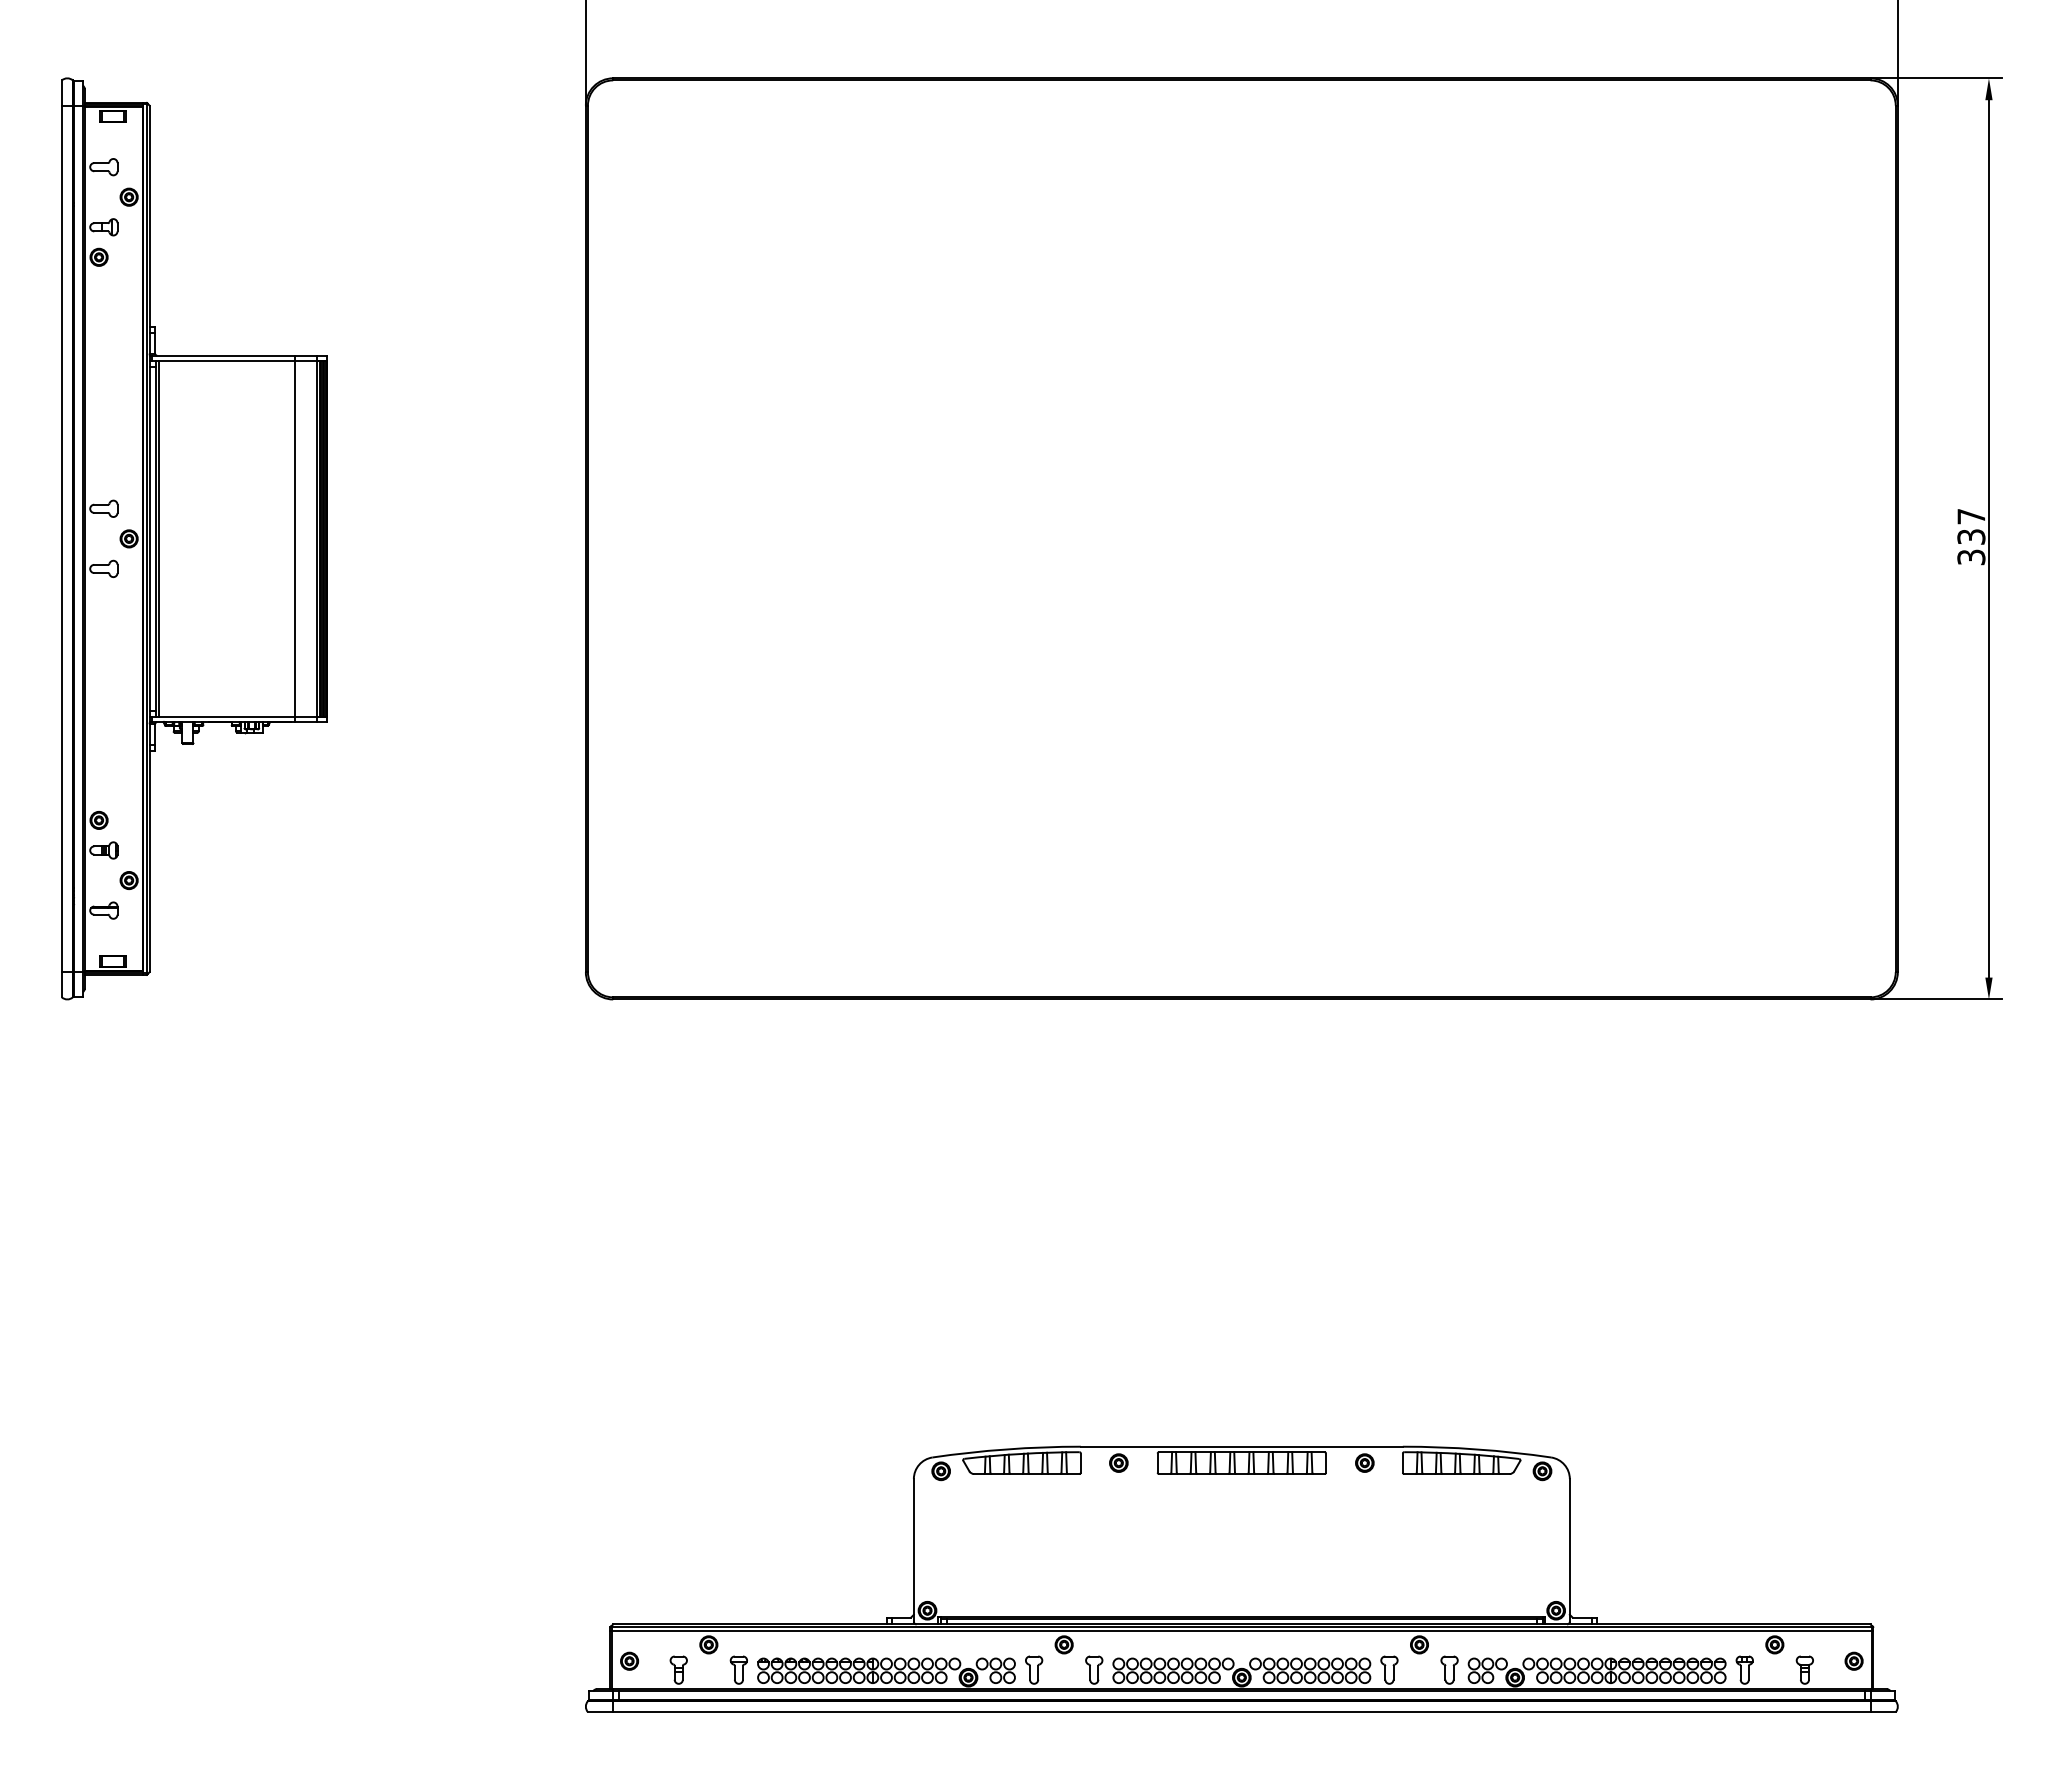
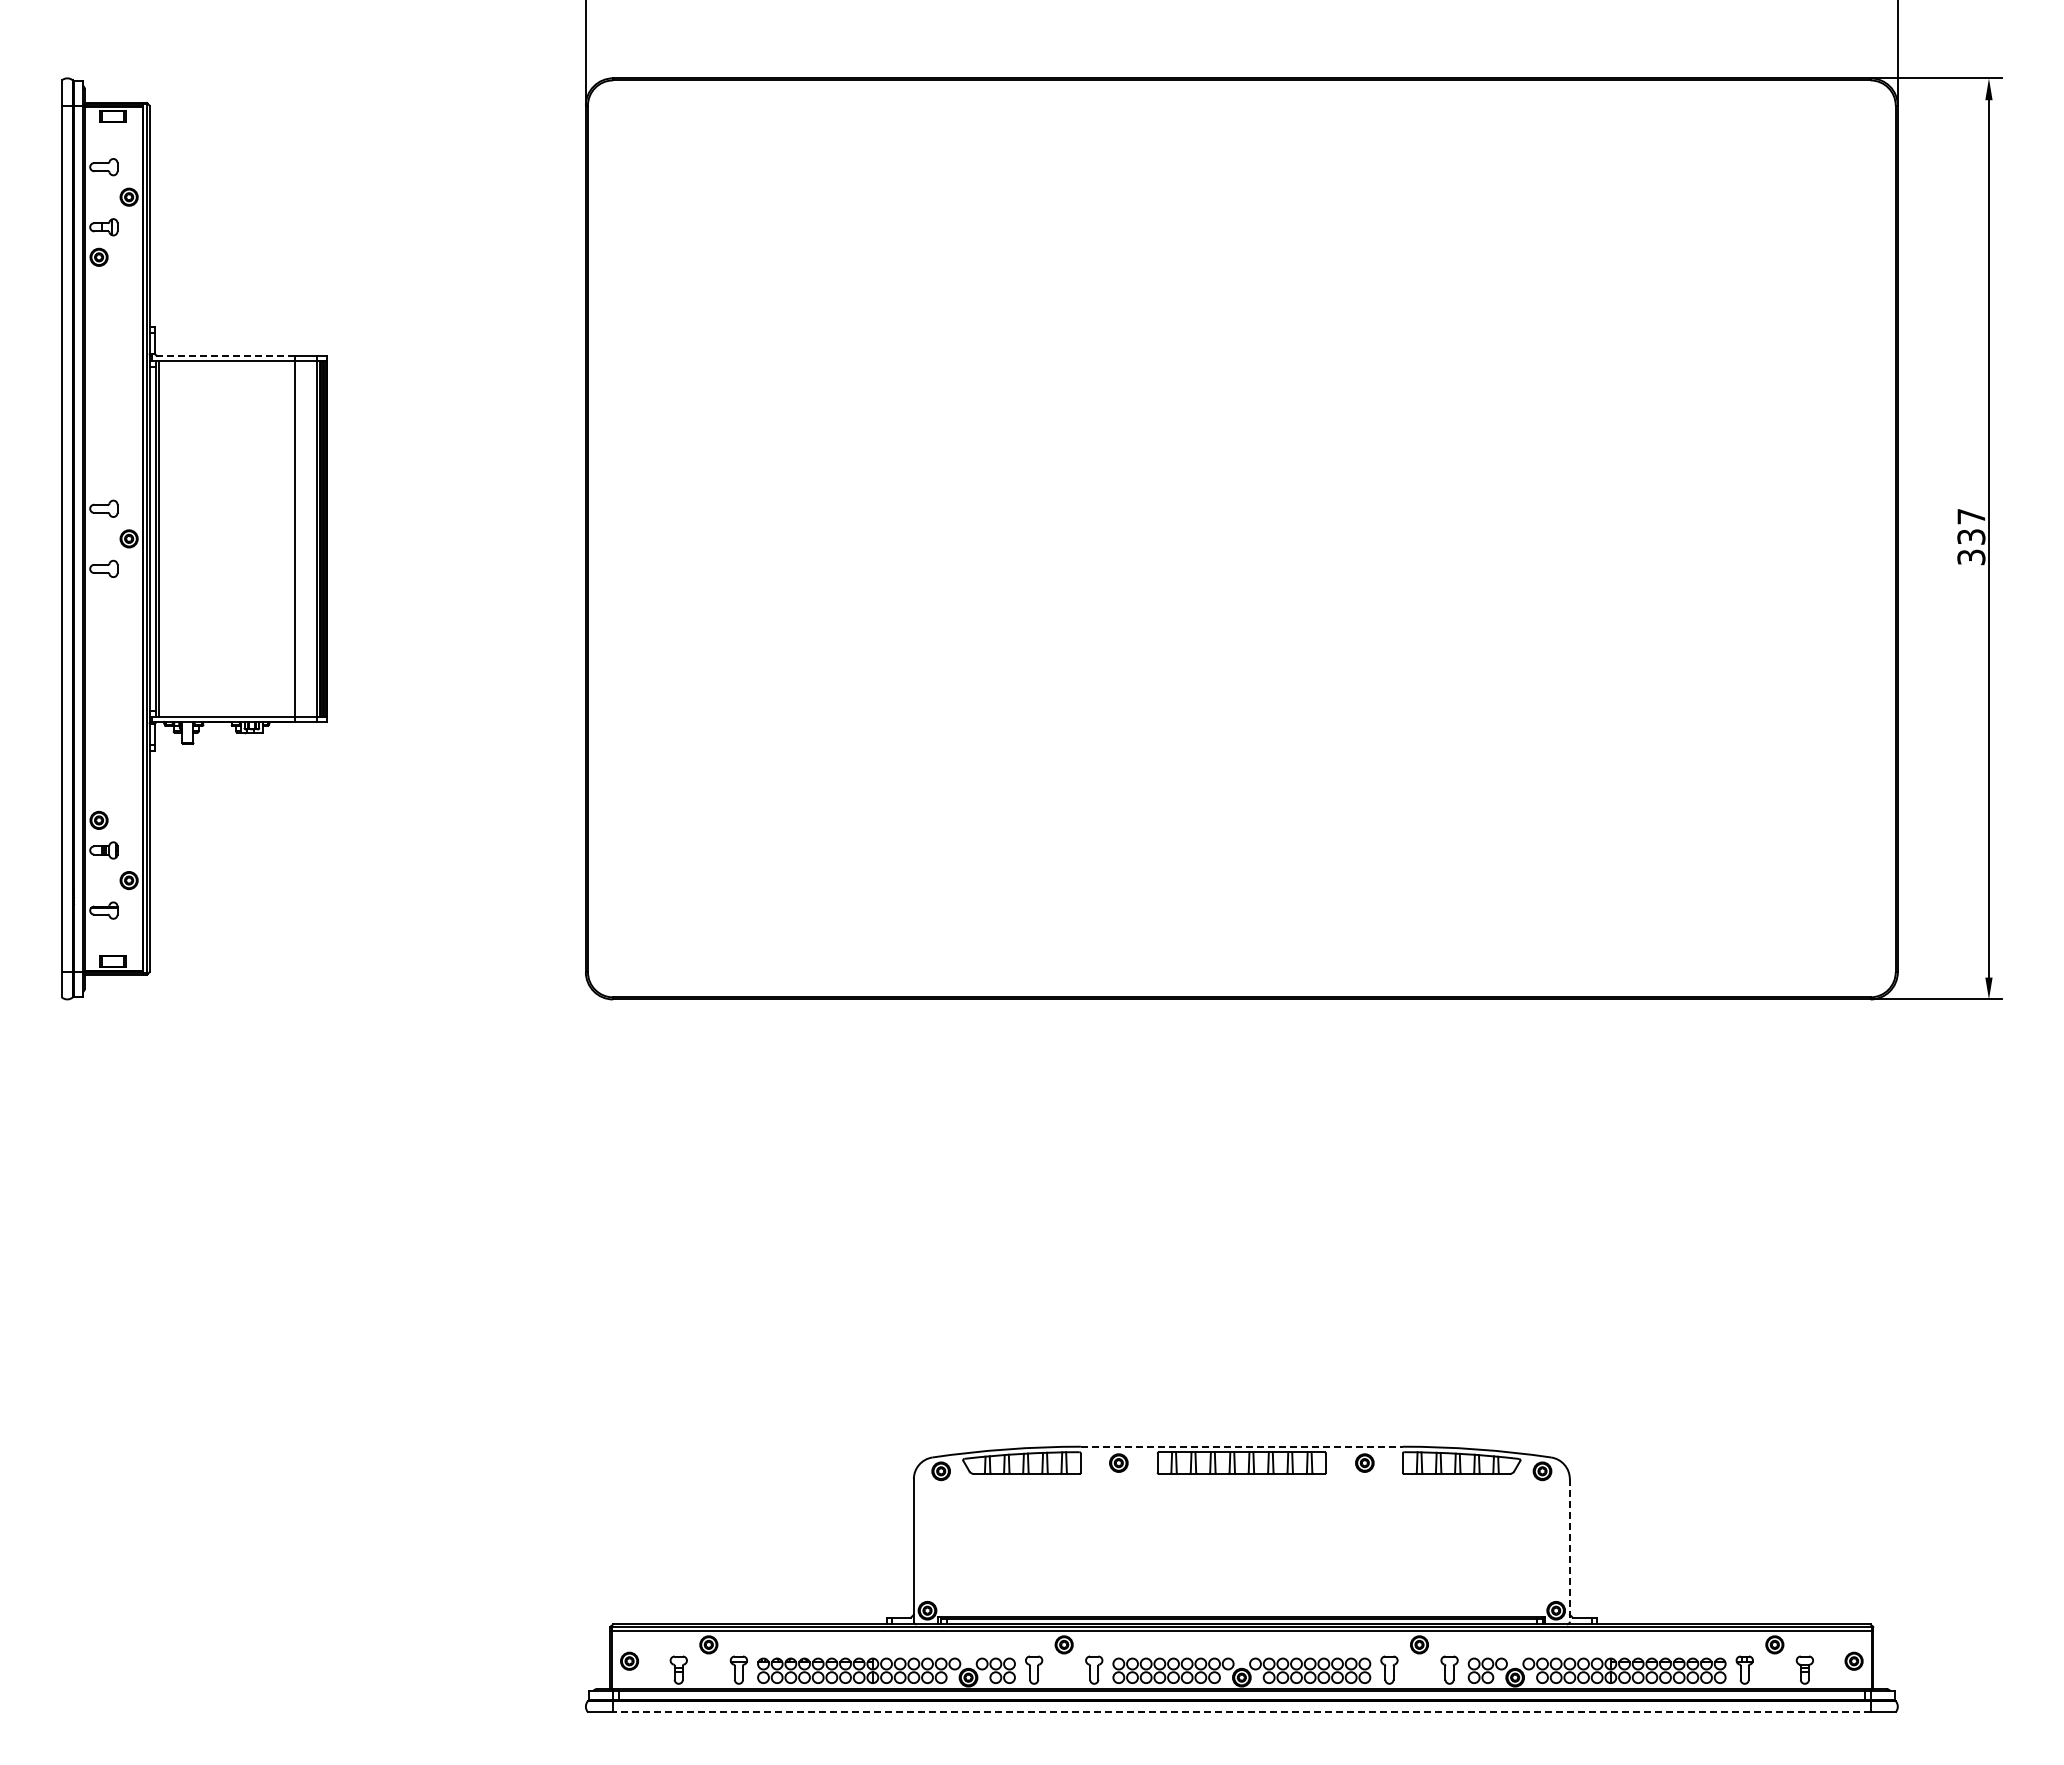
line: solid -> dashed (223, 355)
line: solid -> dashed (1241, 1446)
line: solid -> dashed (1569, 1550)
line: solid -> dashed (1241, 1712)
